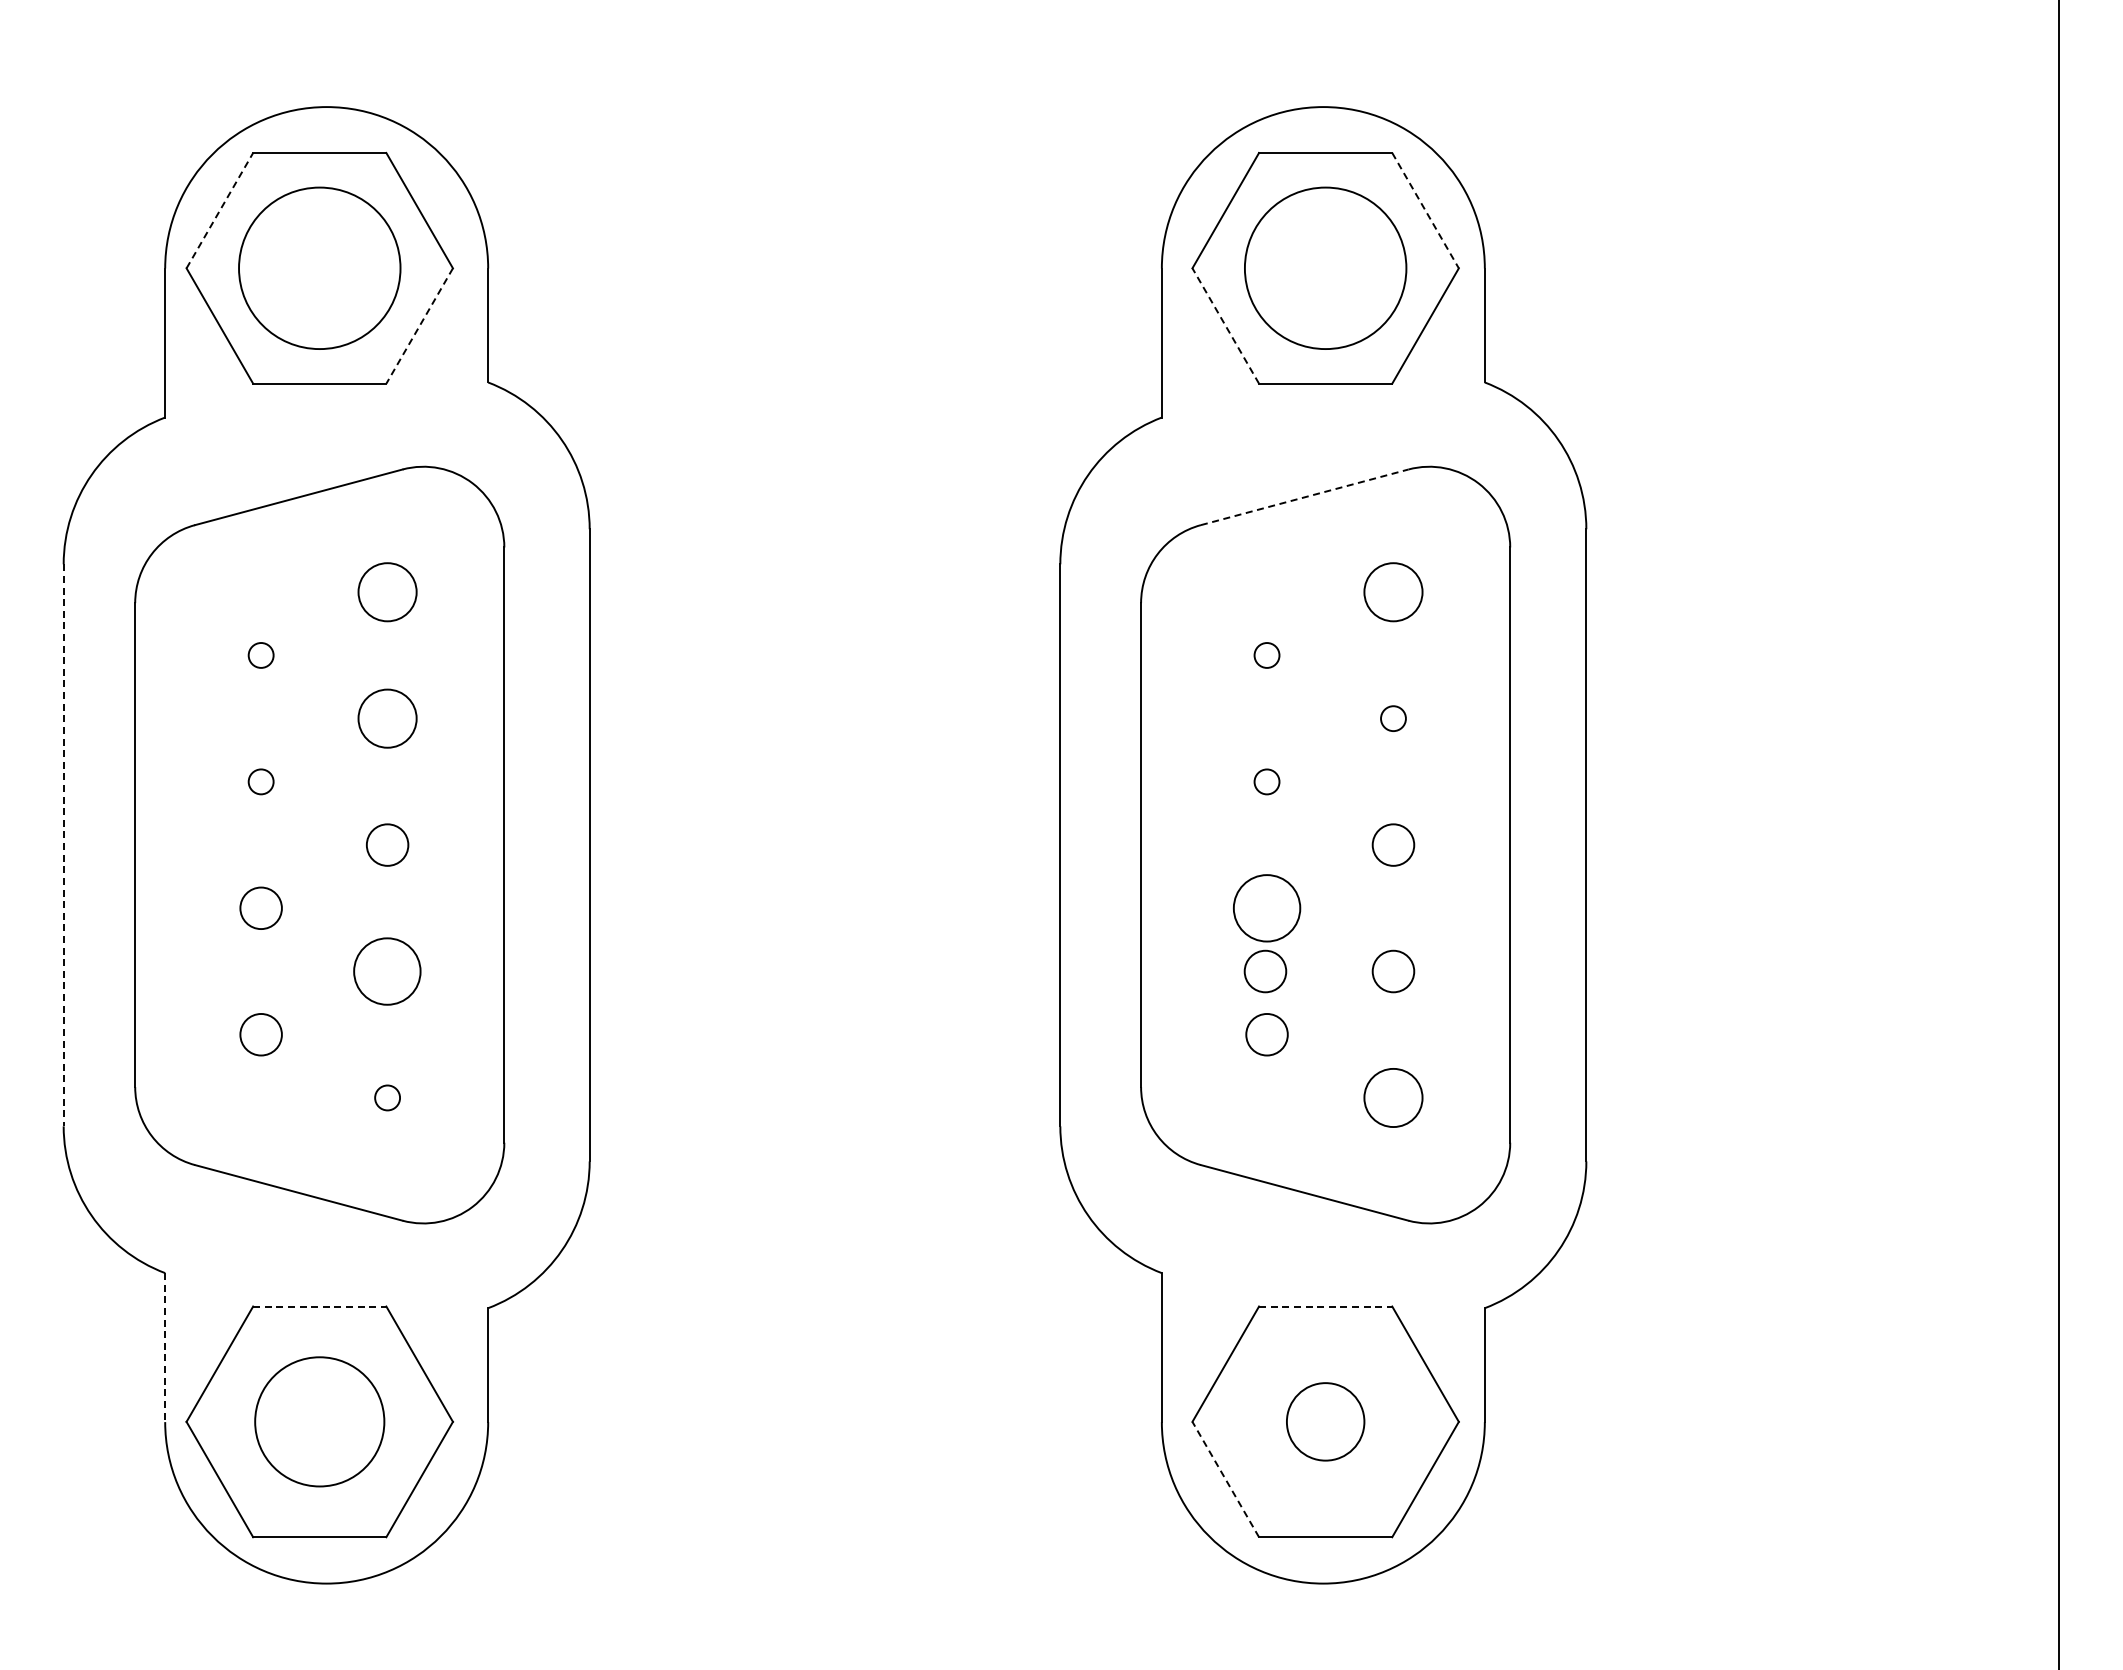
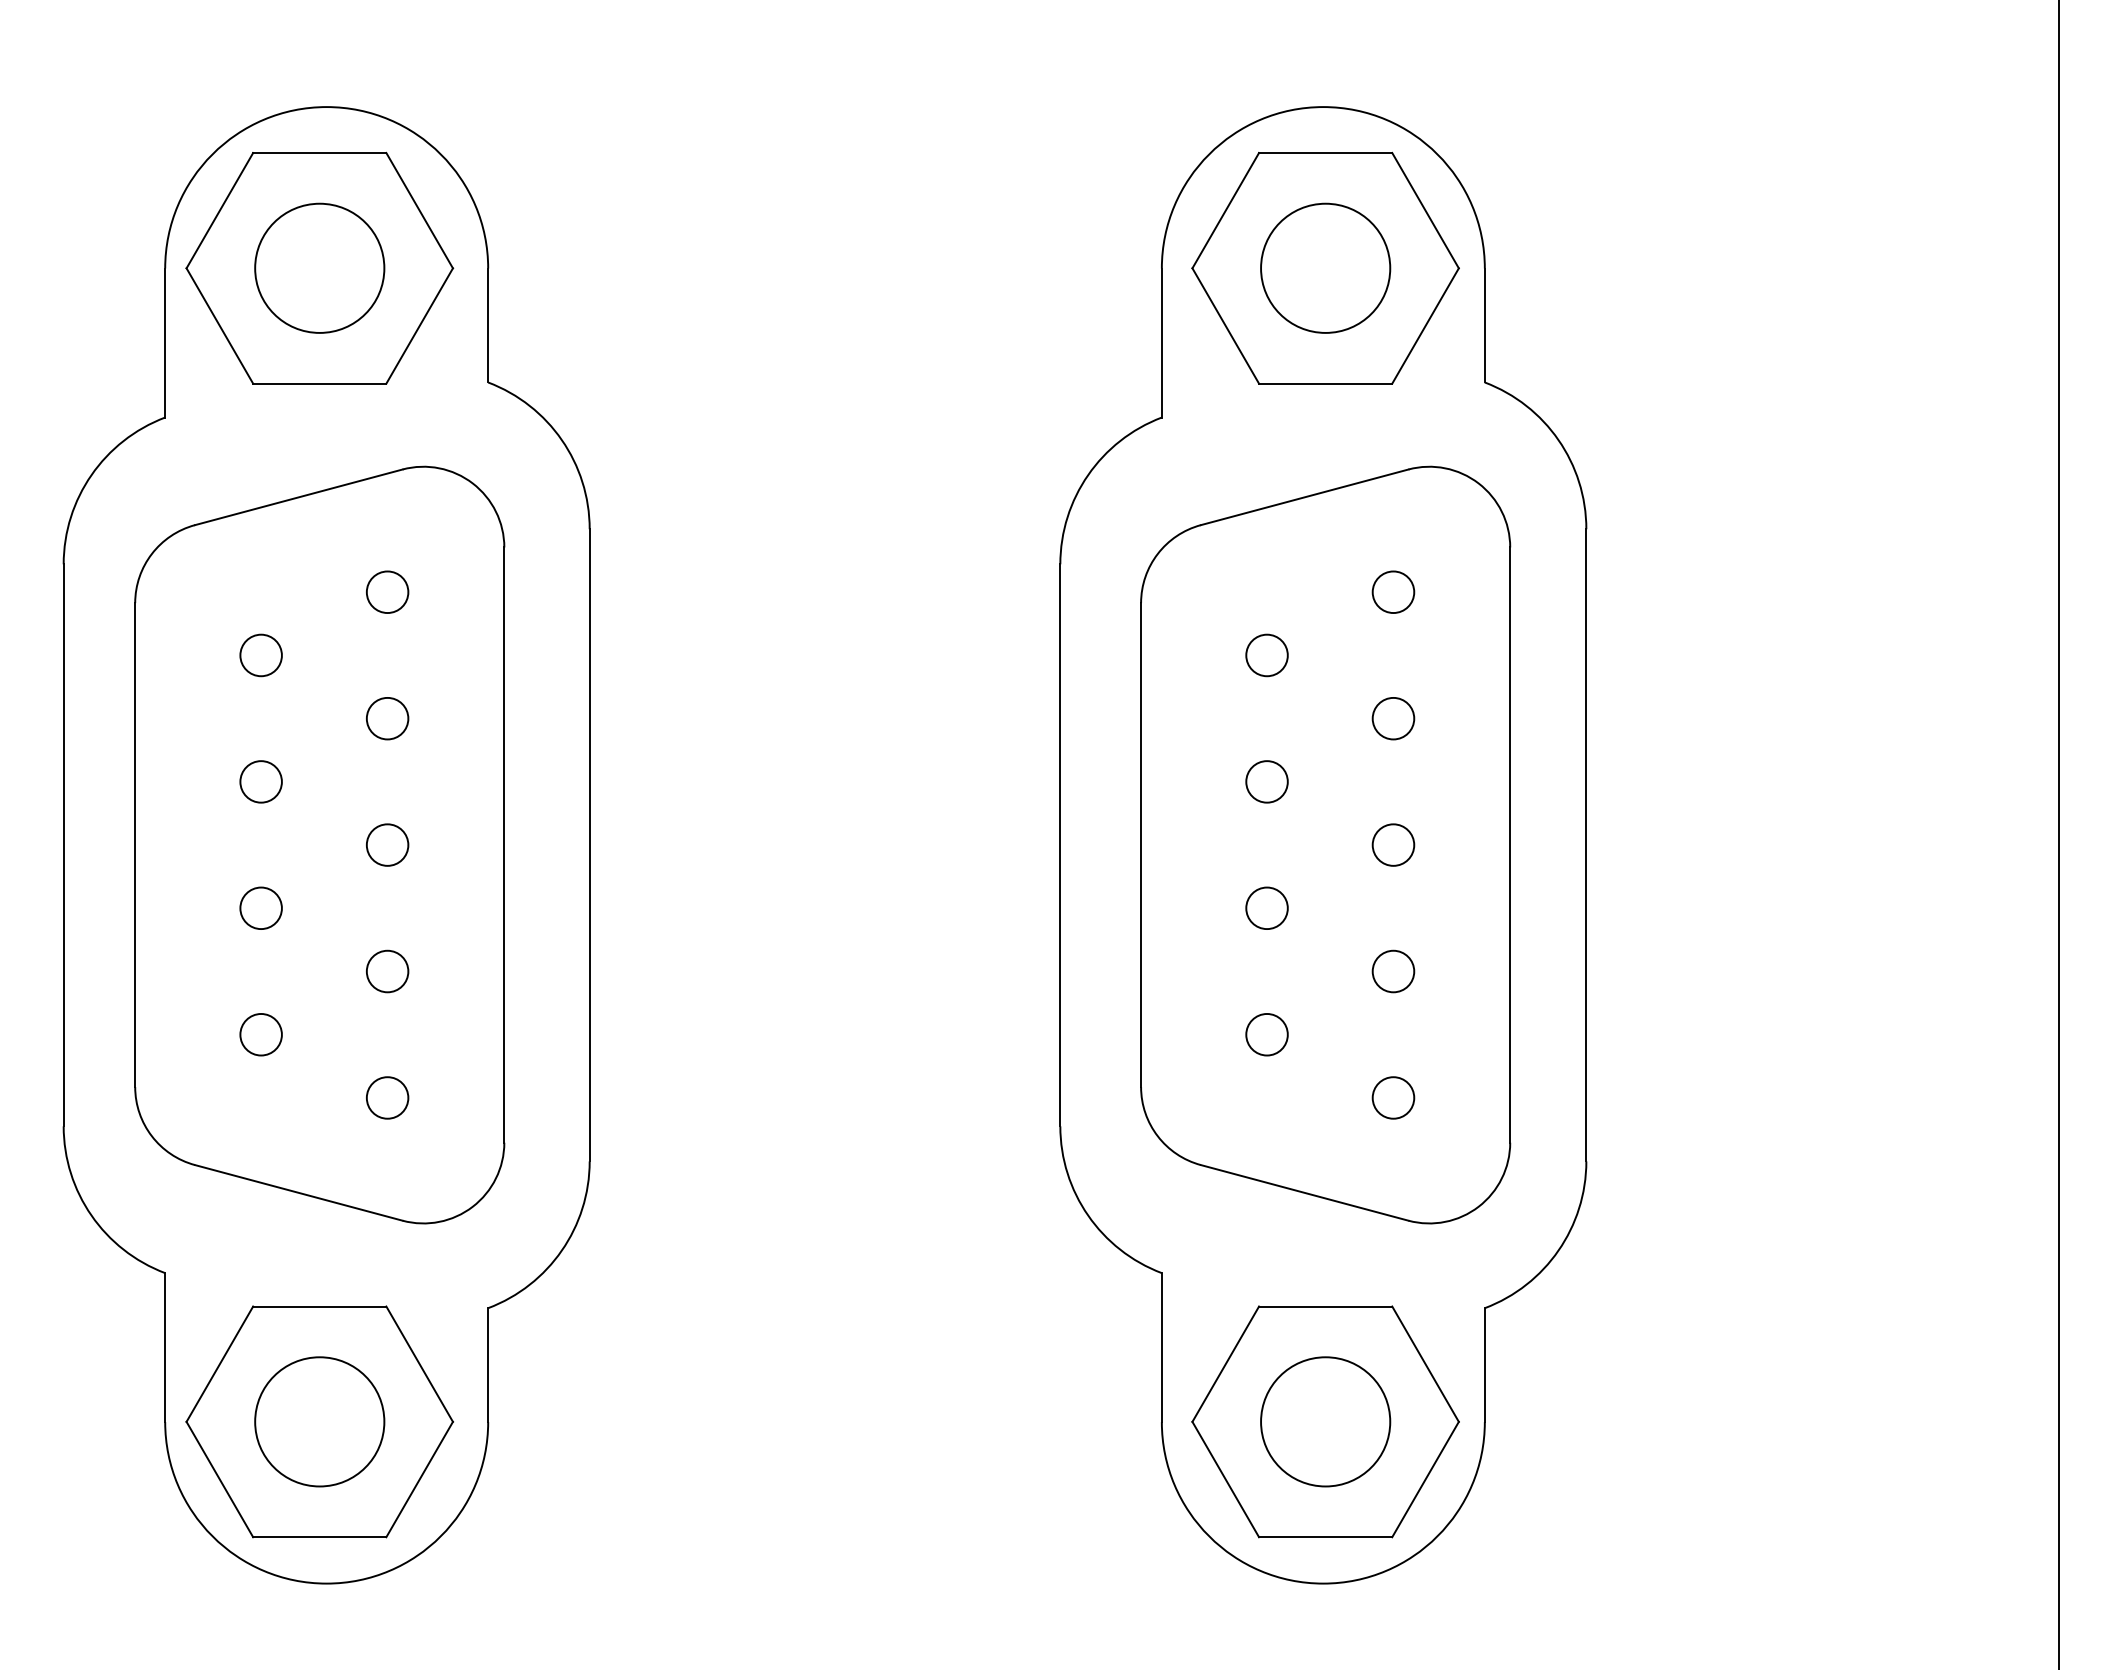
line: dashed -> solid (219, 210)
line: dashed -> solid (1425, 210)
circle diameter: 161 px -> 129 px (319, 267)
circle diameter: 161 px -> 129 px (1325, 267)
line: dashed -> solid (419, 326)
line: dashed -> solid (1225, 326)
line: dashed -> solid (1305, 497)
circle diameter: 58 px -> 42 px (387, 592)
circle diameter: 58 px -> 42 px (1393, 592)
circle diameter: 25 px -> 42 px (260, 655)
circle size: 28x27 px -> 44x45 px (1266, 655)
circle diameter: 58 px -> 42 px (387, 718)
circle diameter: 25 px -> 42 px (1393, 718)
circle diameter: 25 px -> 42 px (260, 781)
circle size: 28x28 px -> 44x44 px (1266, 781)
line: dashed -> solid (63, 845)
circle diameter: 66 px -> 42 px (1266, 908)
circle size: 69x69 px -> 44x45 px (387, 971)
circle: present -> none (1265, 971)
circle diameter: 25 px -> 42 px (387, 1097)
circle diameter: 58 px -> 42 px (1393, 1097)
line: dashed -> solid (319, 1306)
line: dashed -> solid (1325, 1306)
line: dashed -> solid (165, 1348)
circle diameter: 78 px -> 129 px (1325, 1421)
line: dashed -> solid (1225, 1479)
